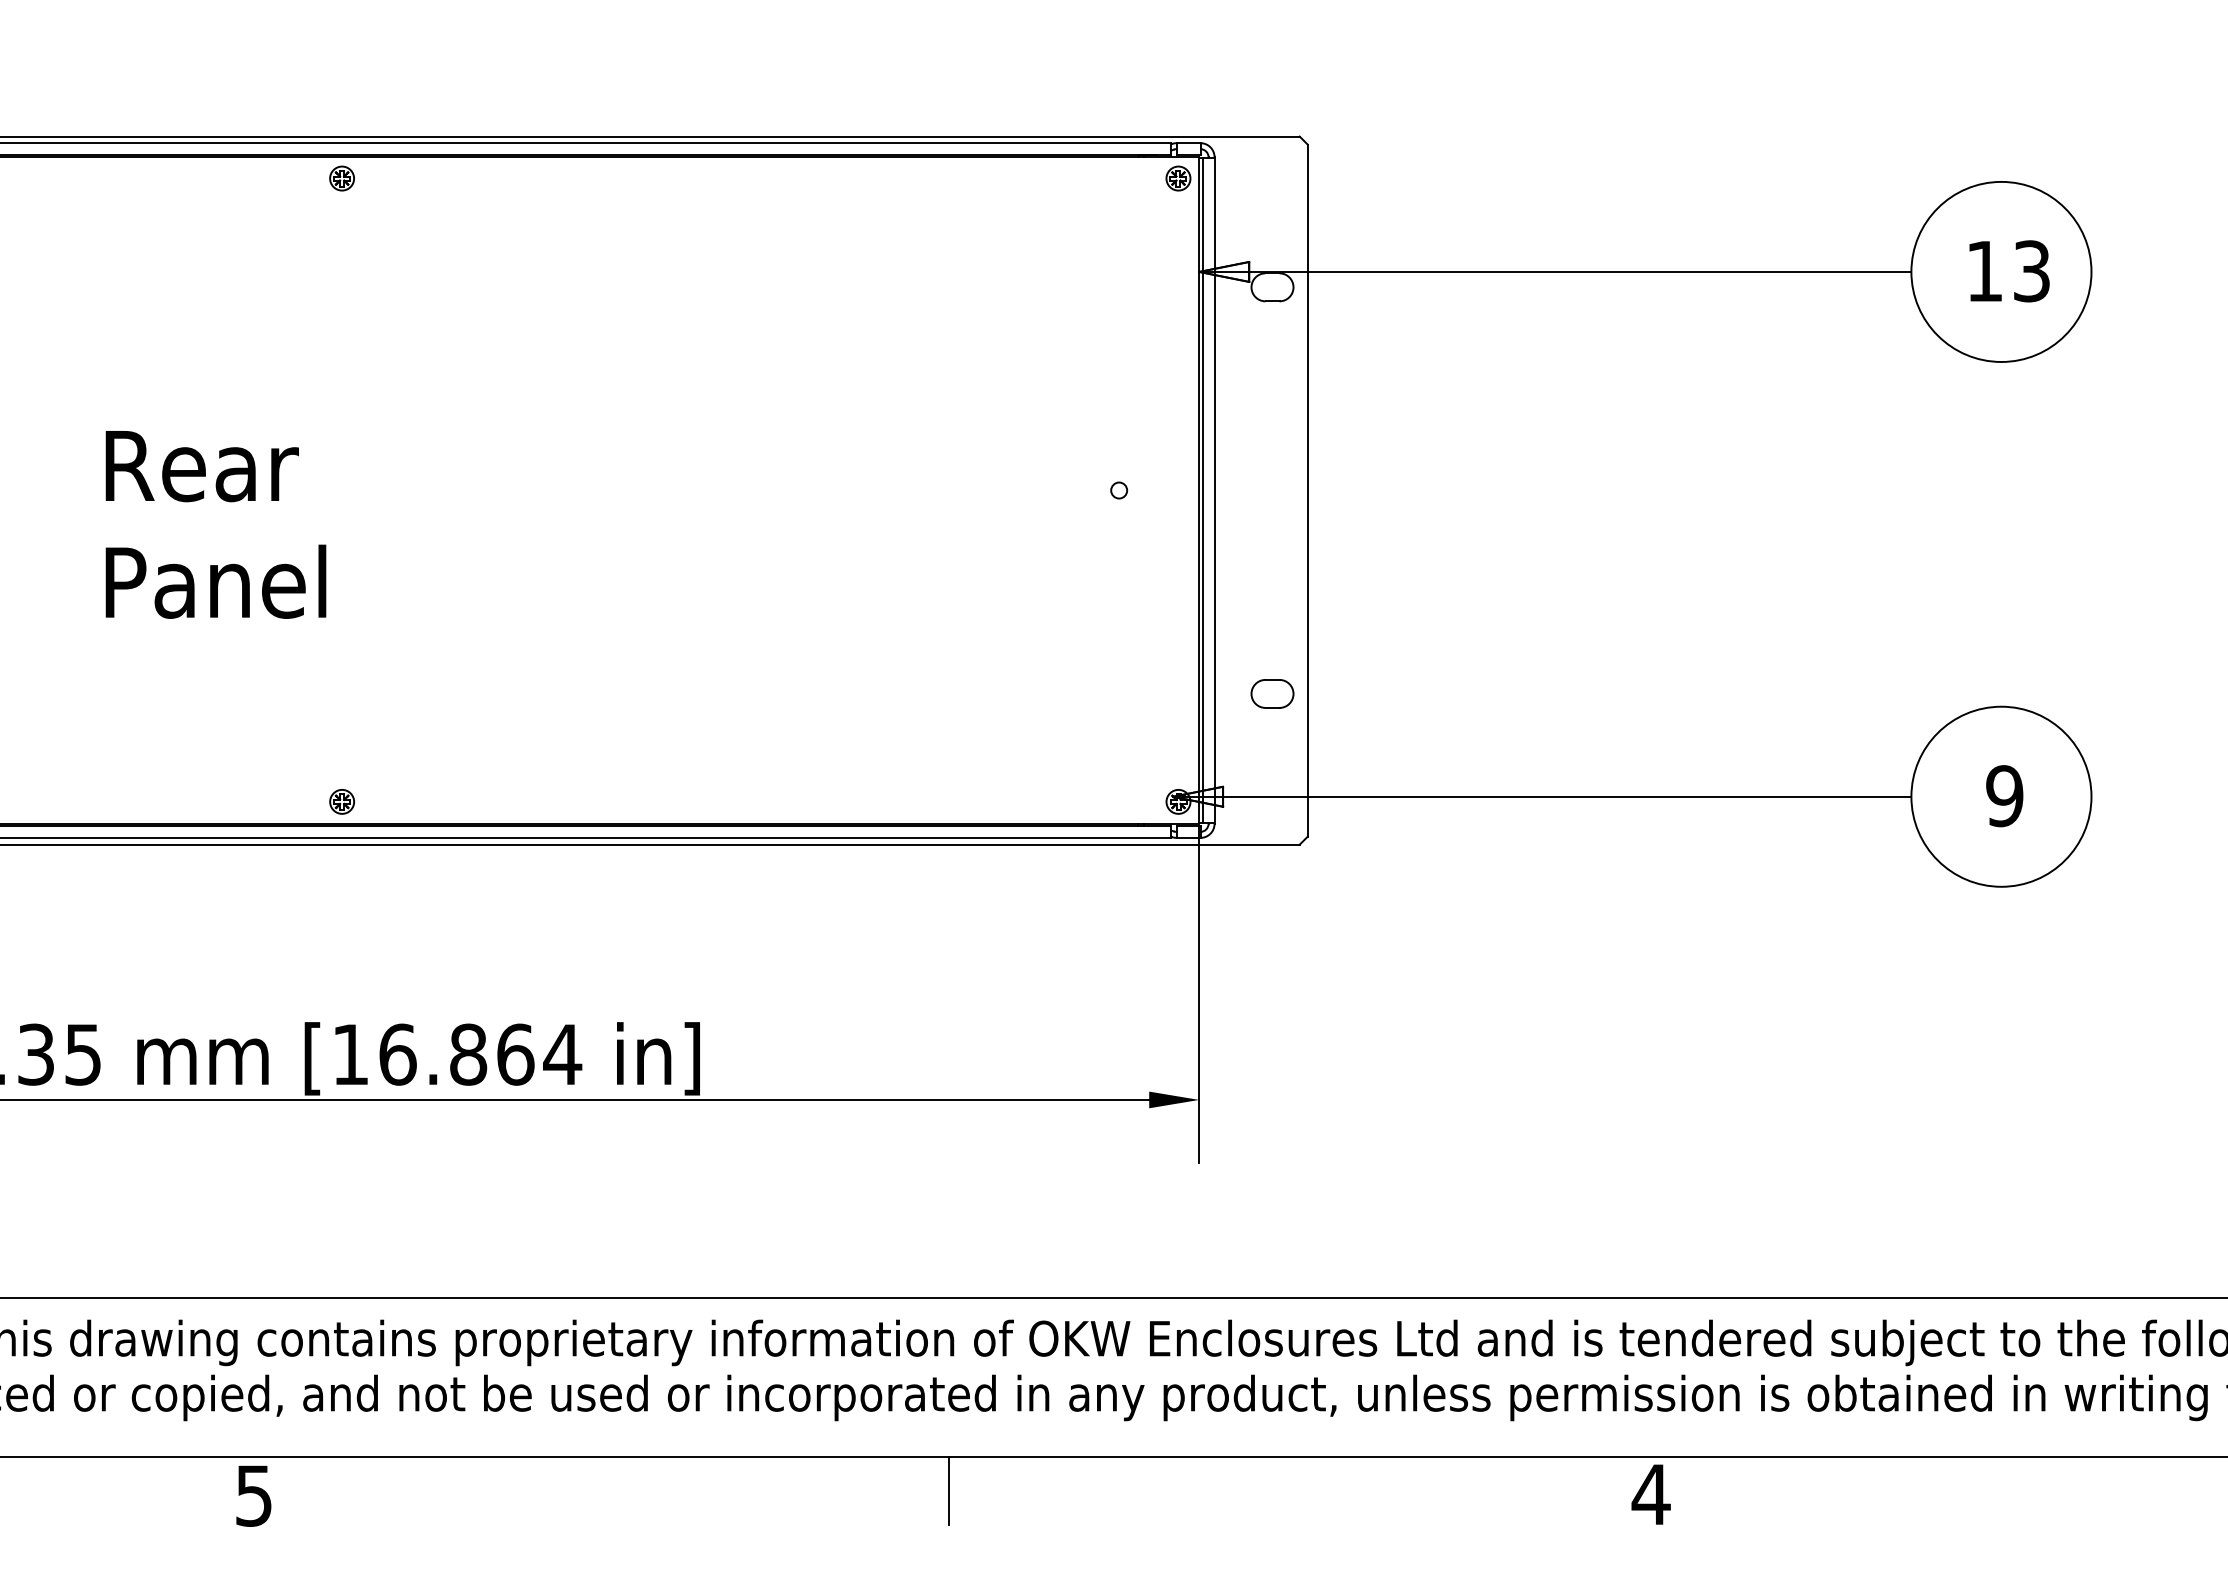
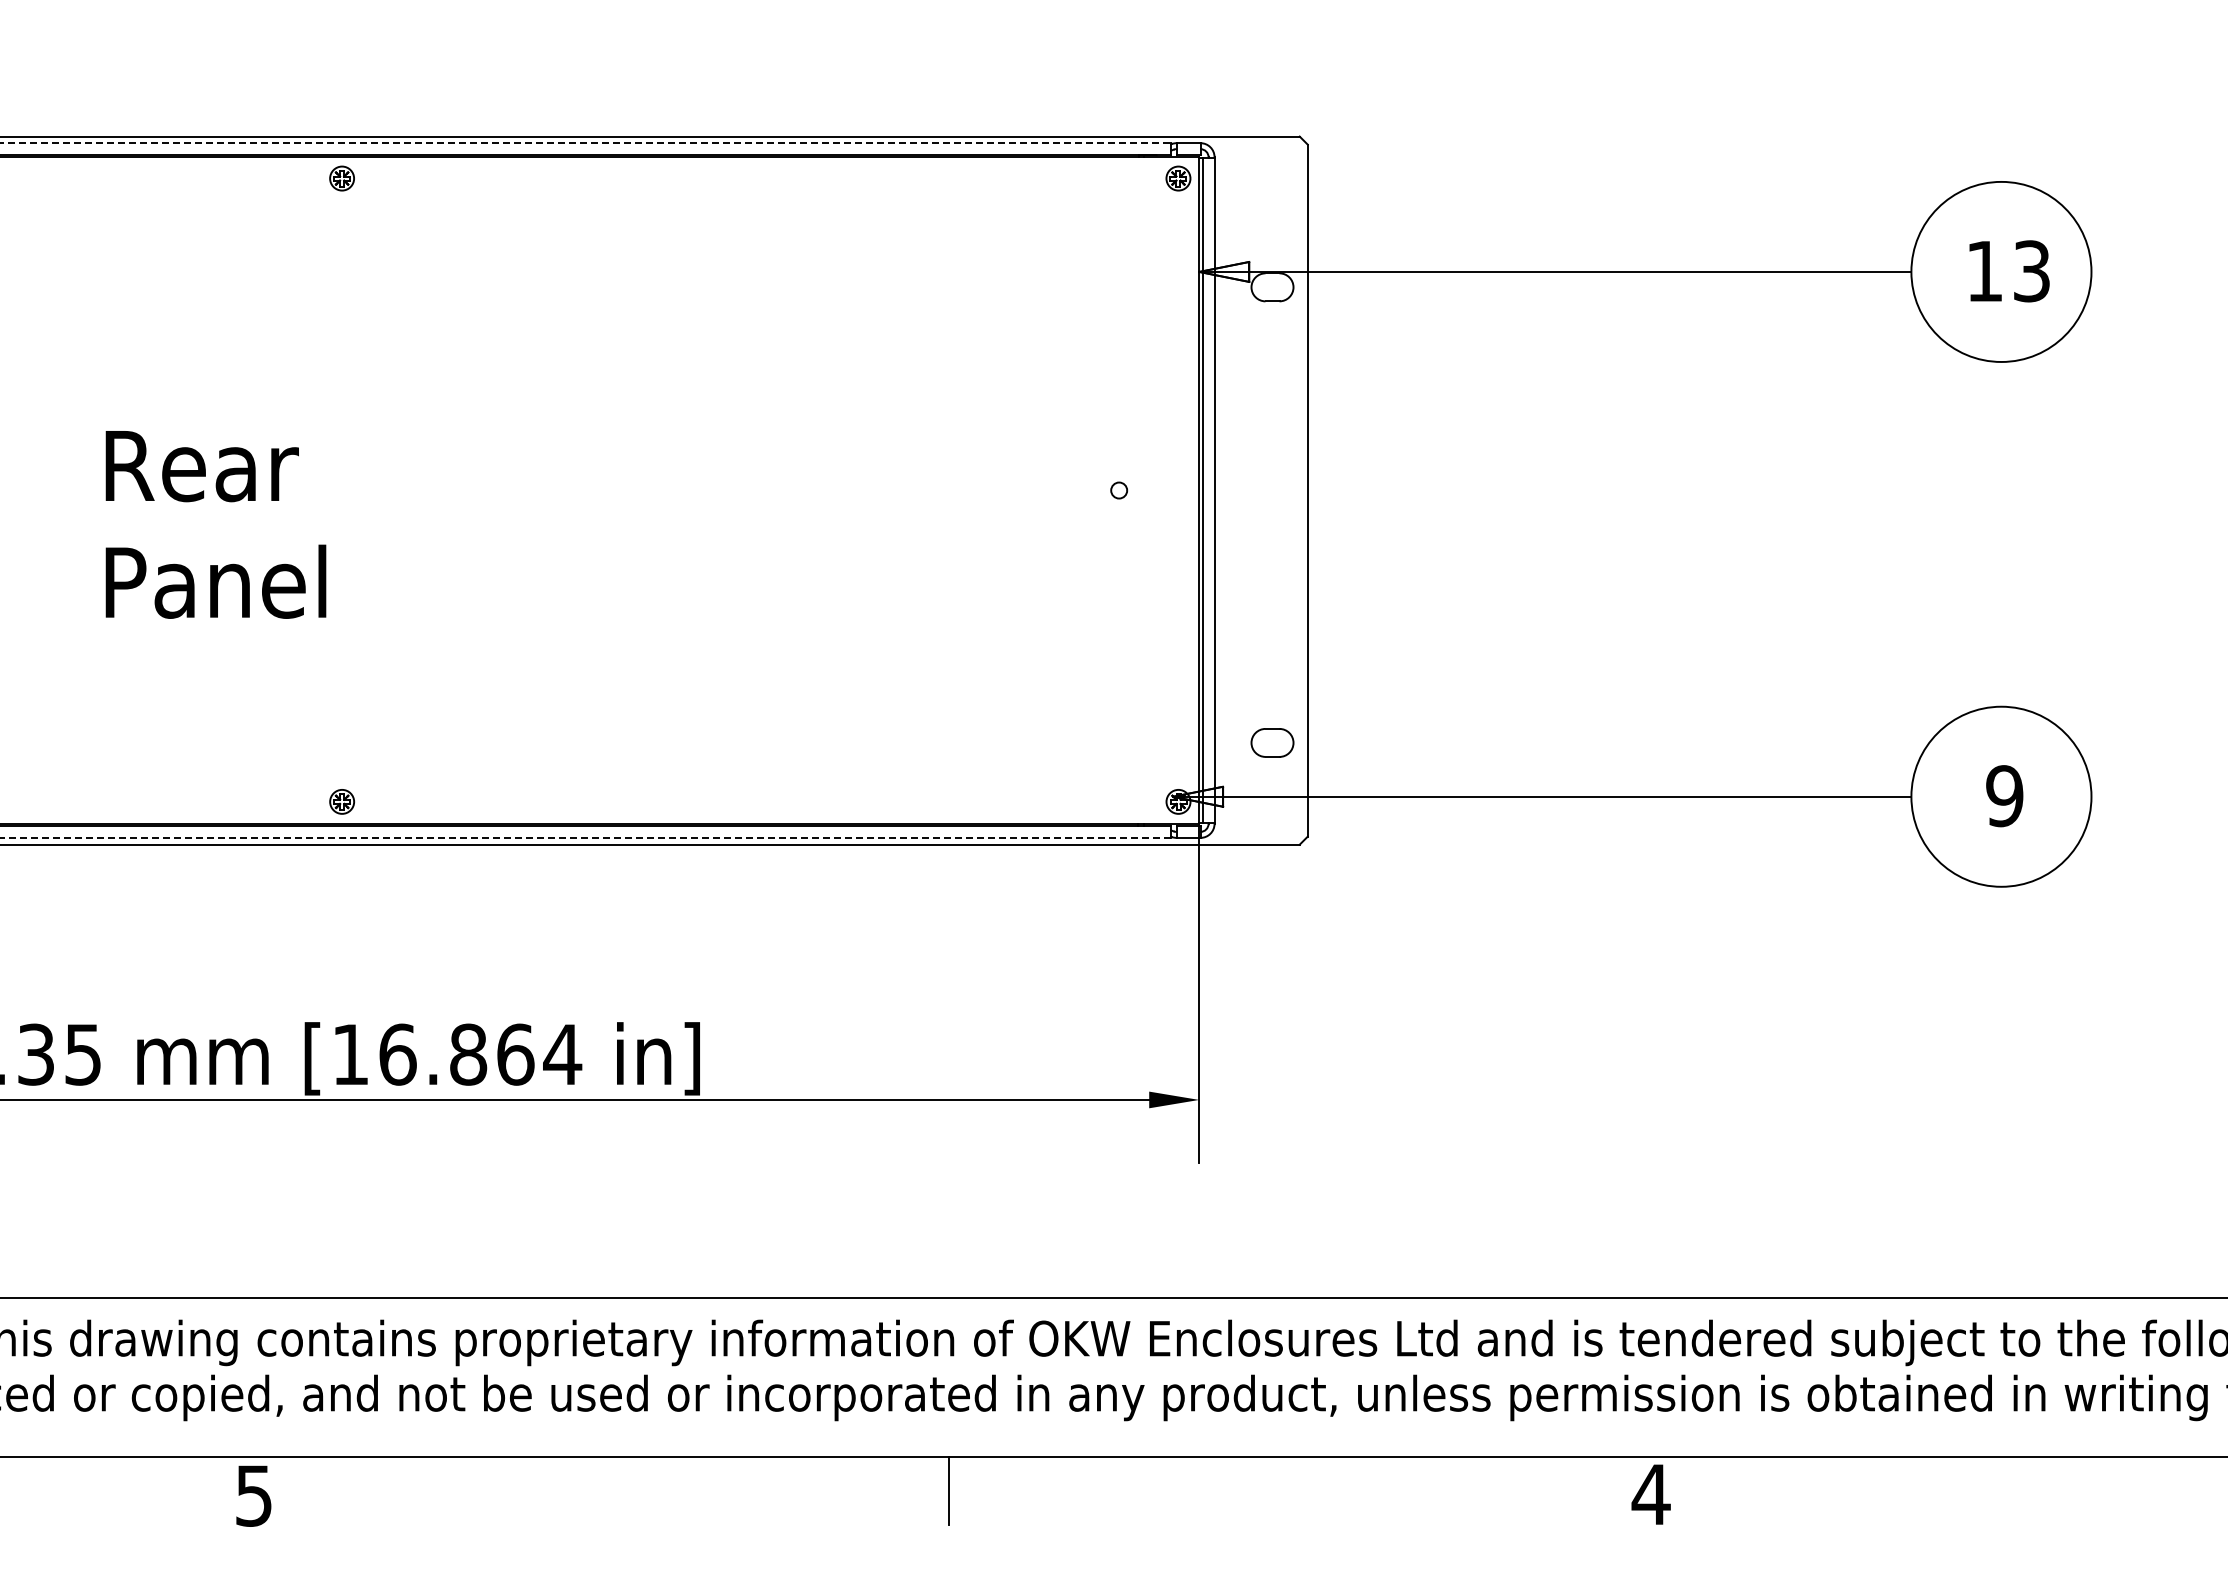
line: solid -> dashed (586, 143)
part position: (1272, 693) -> (1272, 742) (1272, 742)
line: solid -> dashed (585, 837)
